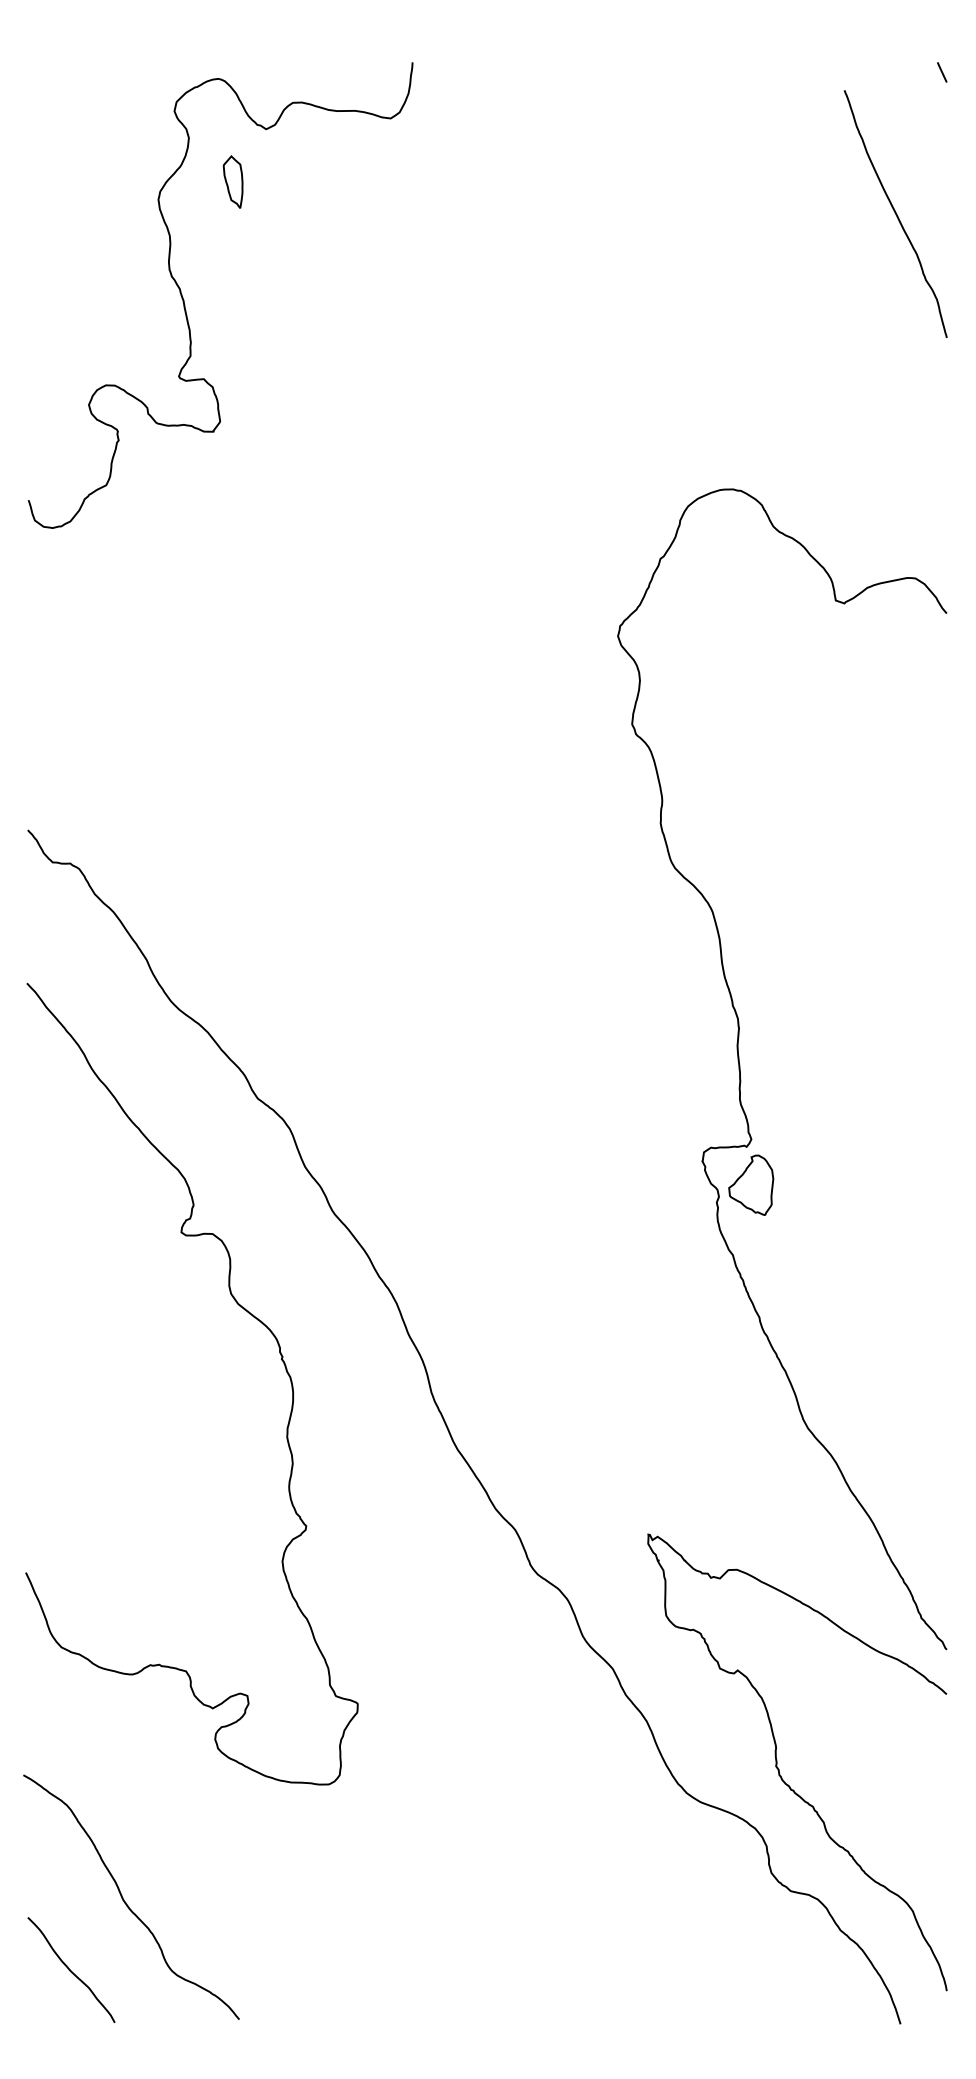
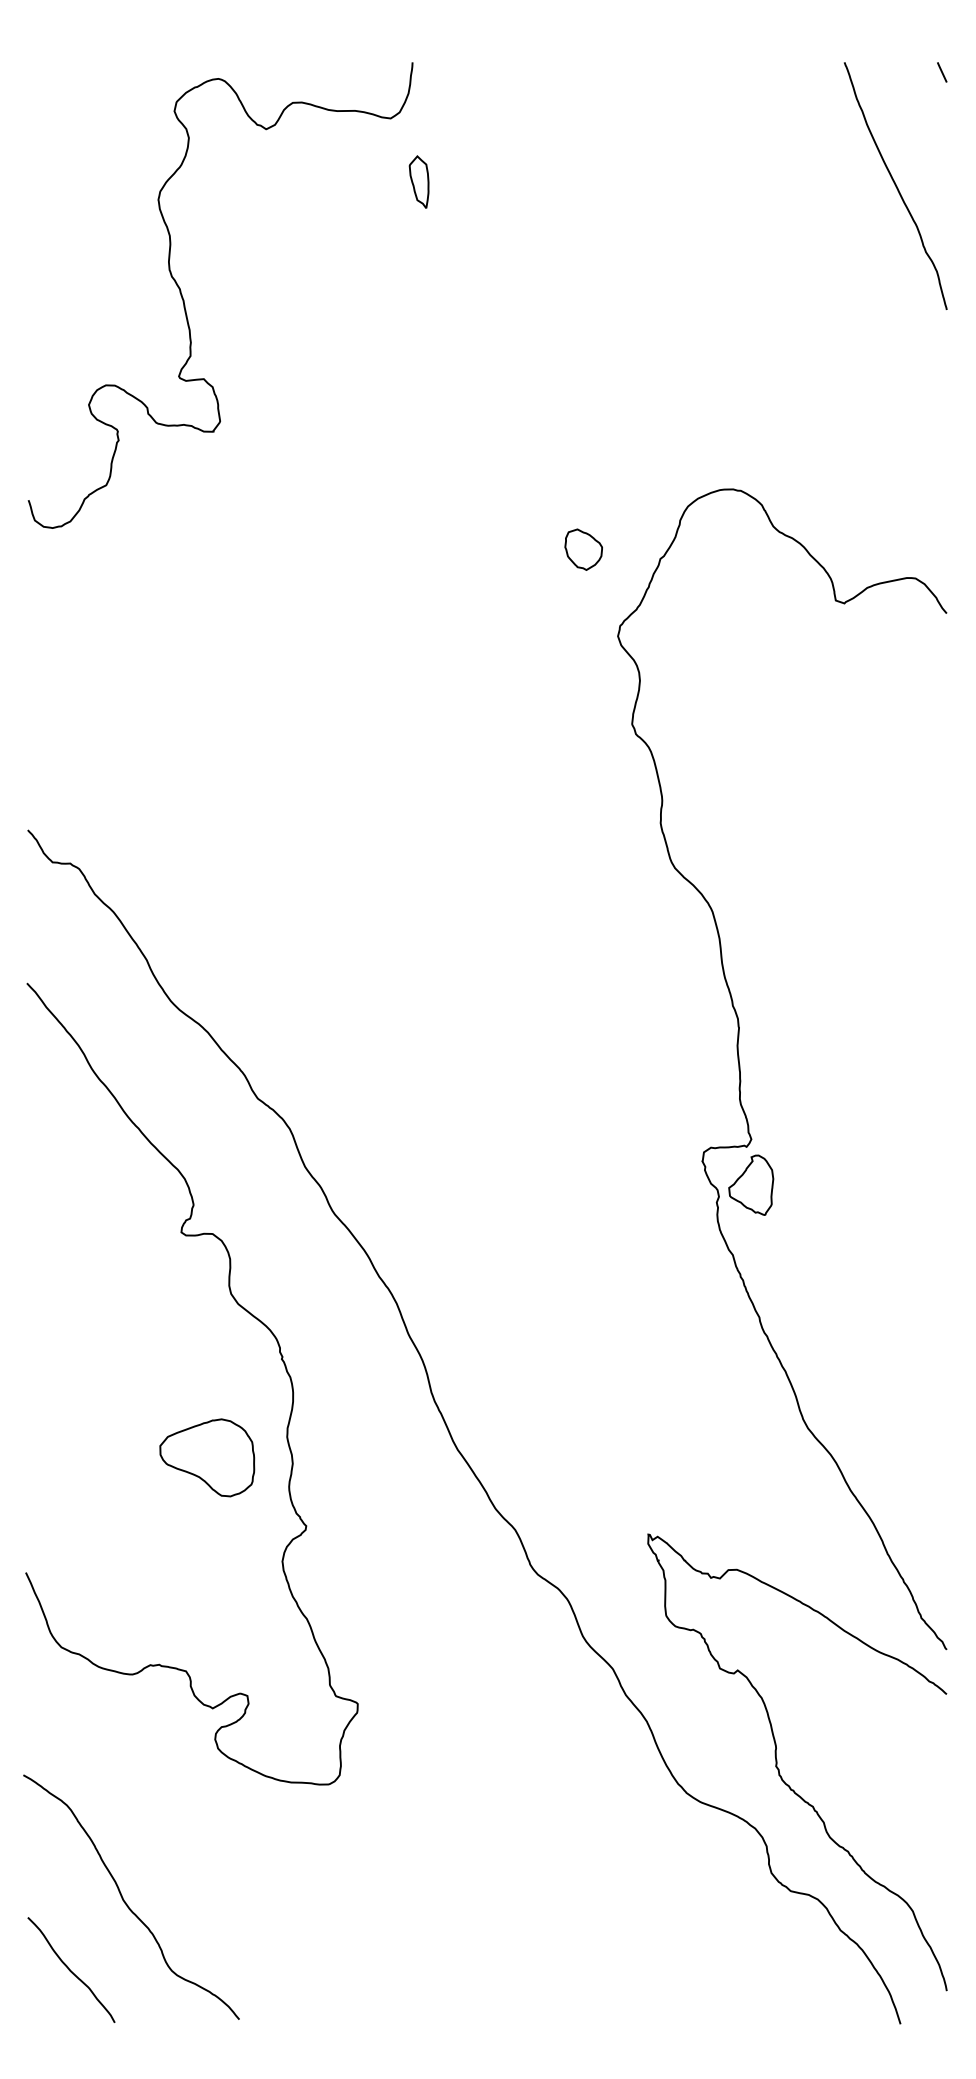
part position: (232, 181) -> (418, 181) (418, 181)
curve position: (895, 213) -> (895, 185) (895, 185)
part: none -> present (583, 549)
part: none -> present (207, 1457)
